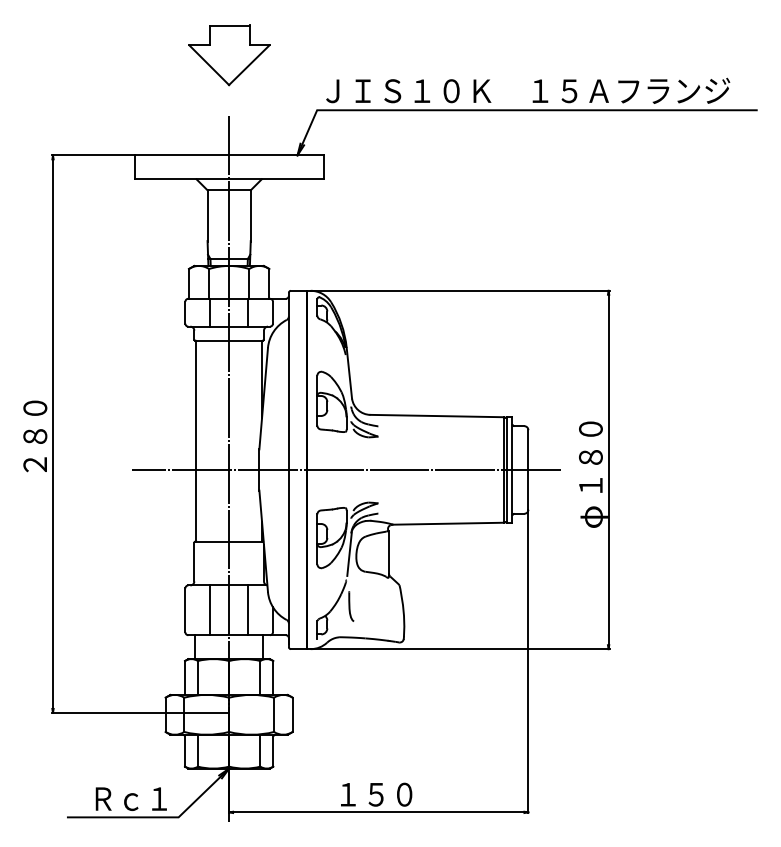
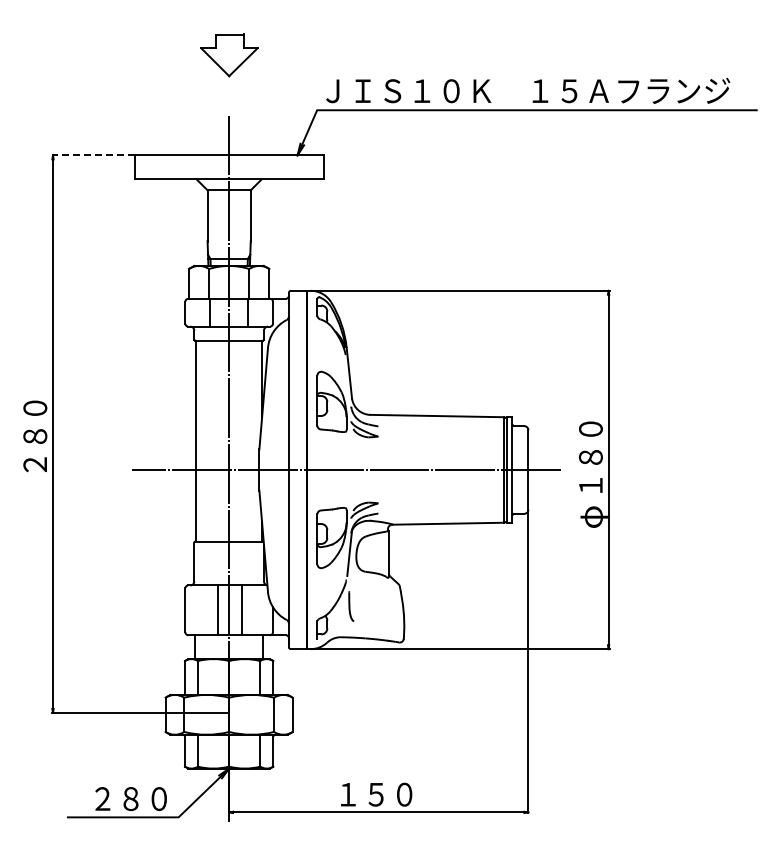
part size: 83x63 px -> 59x45 px (229, 55)
line: solid -> dashed (92, 155)
line position: (210, 610) -> (218, 610) (218, 610)
line position: (248, 610) -> (242, 610) (242, 610)
text: Ｒｃ１ -> ２８０ (130, 799)
